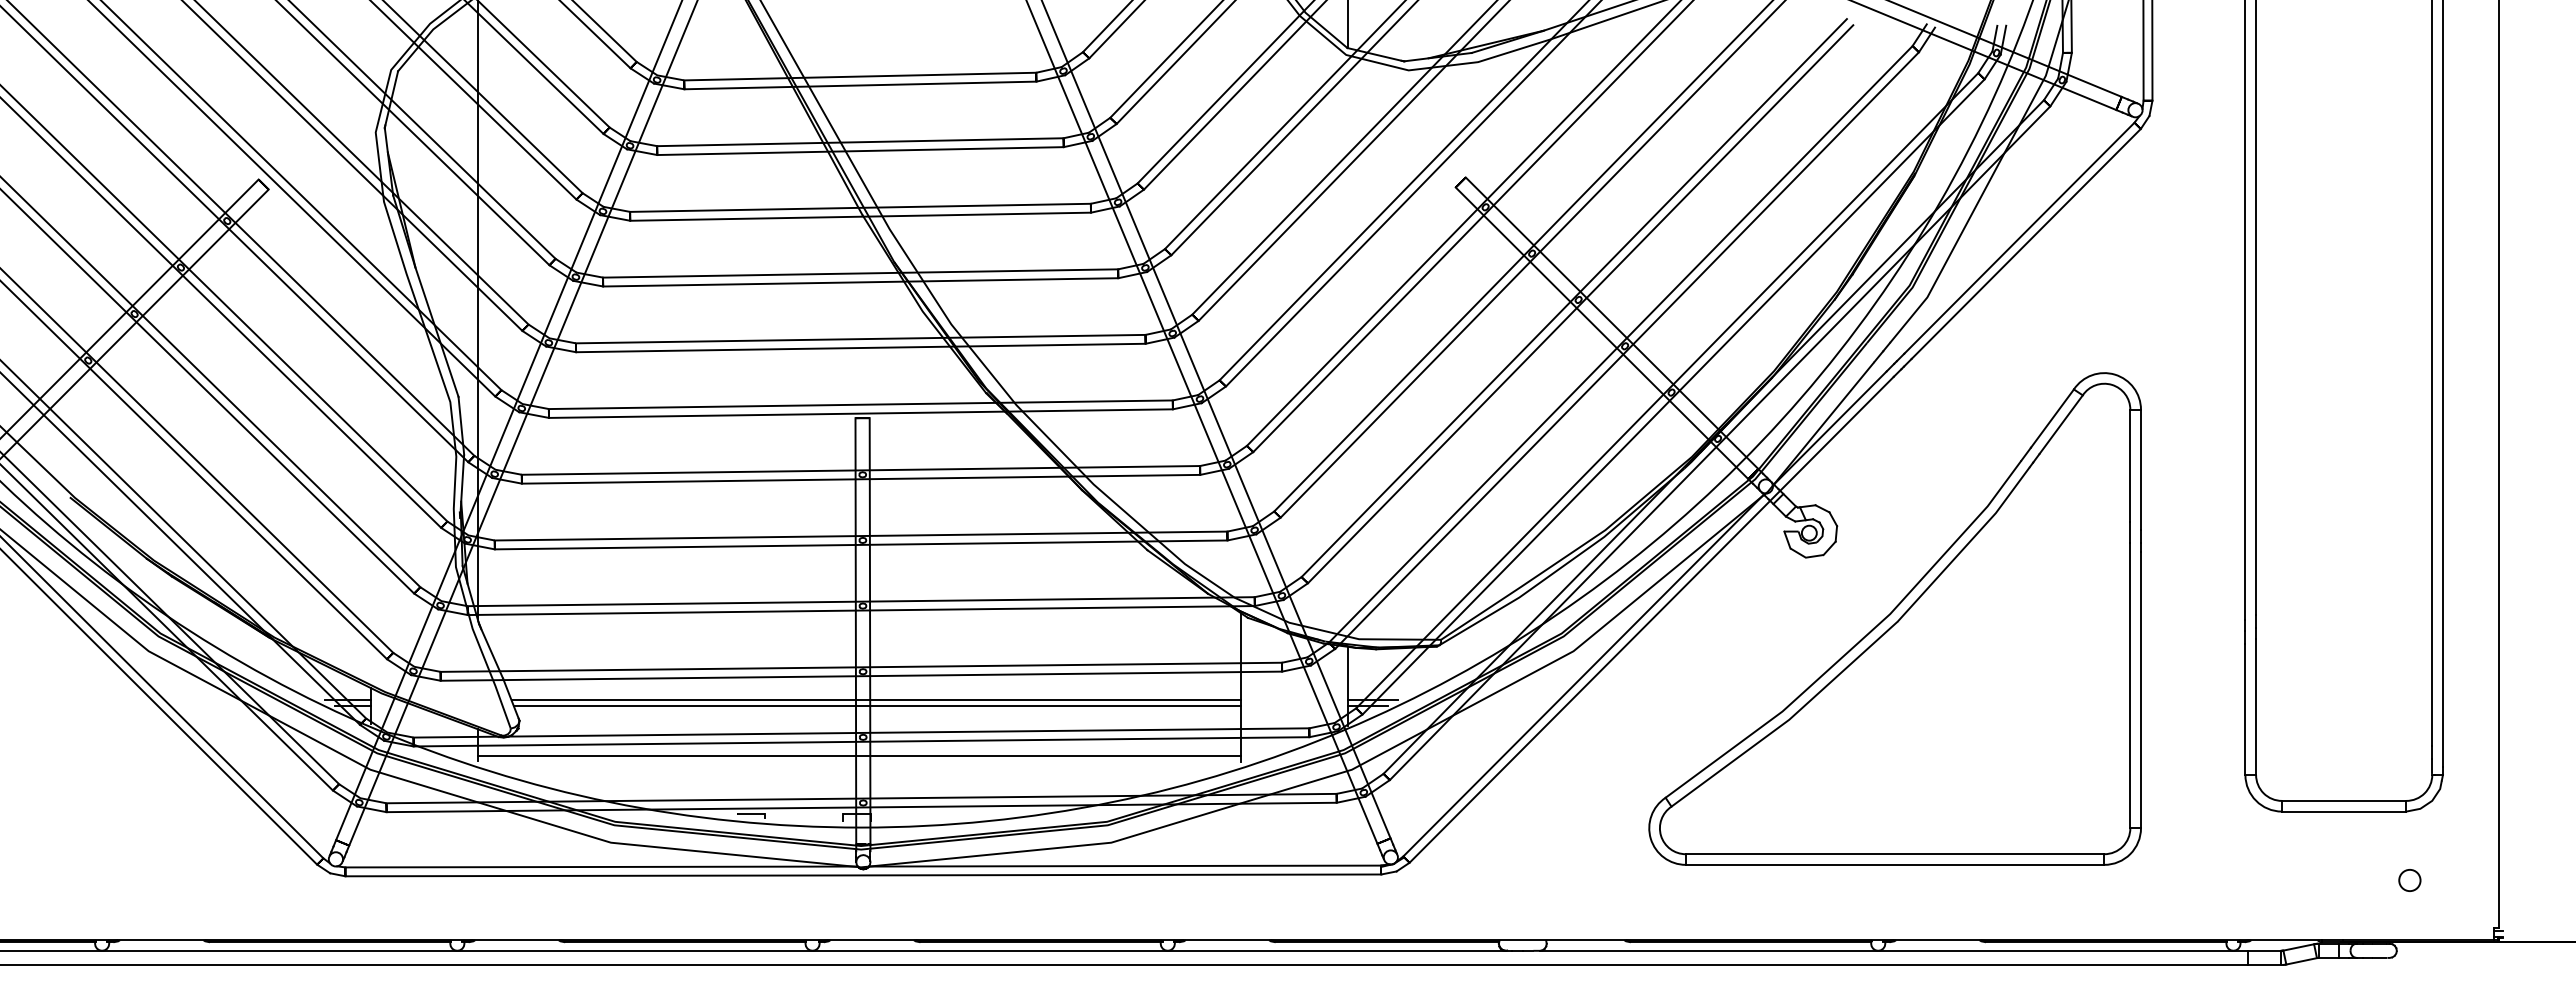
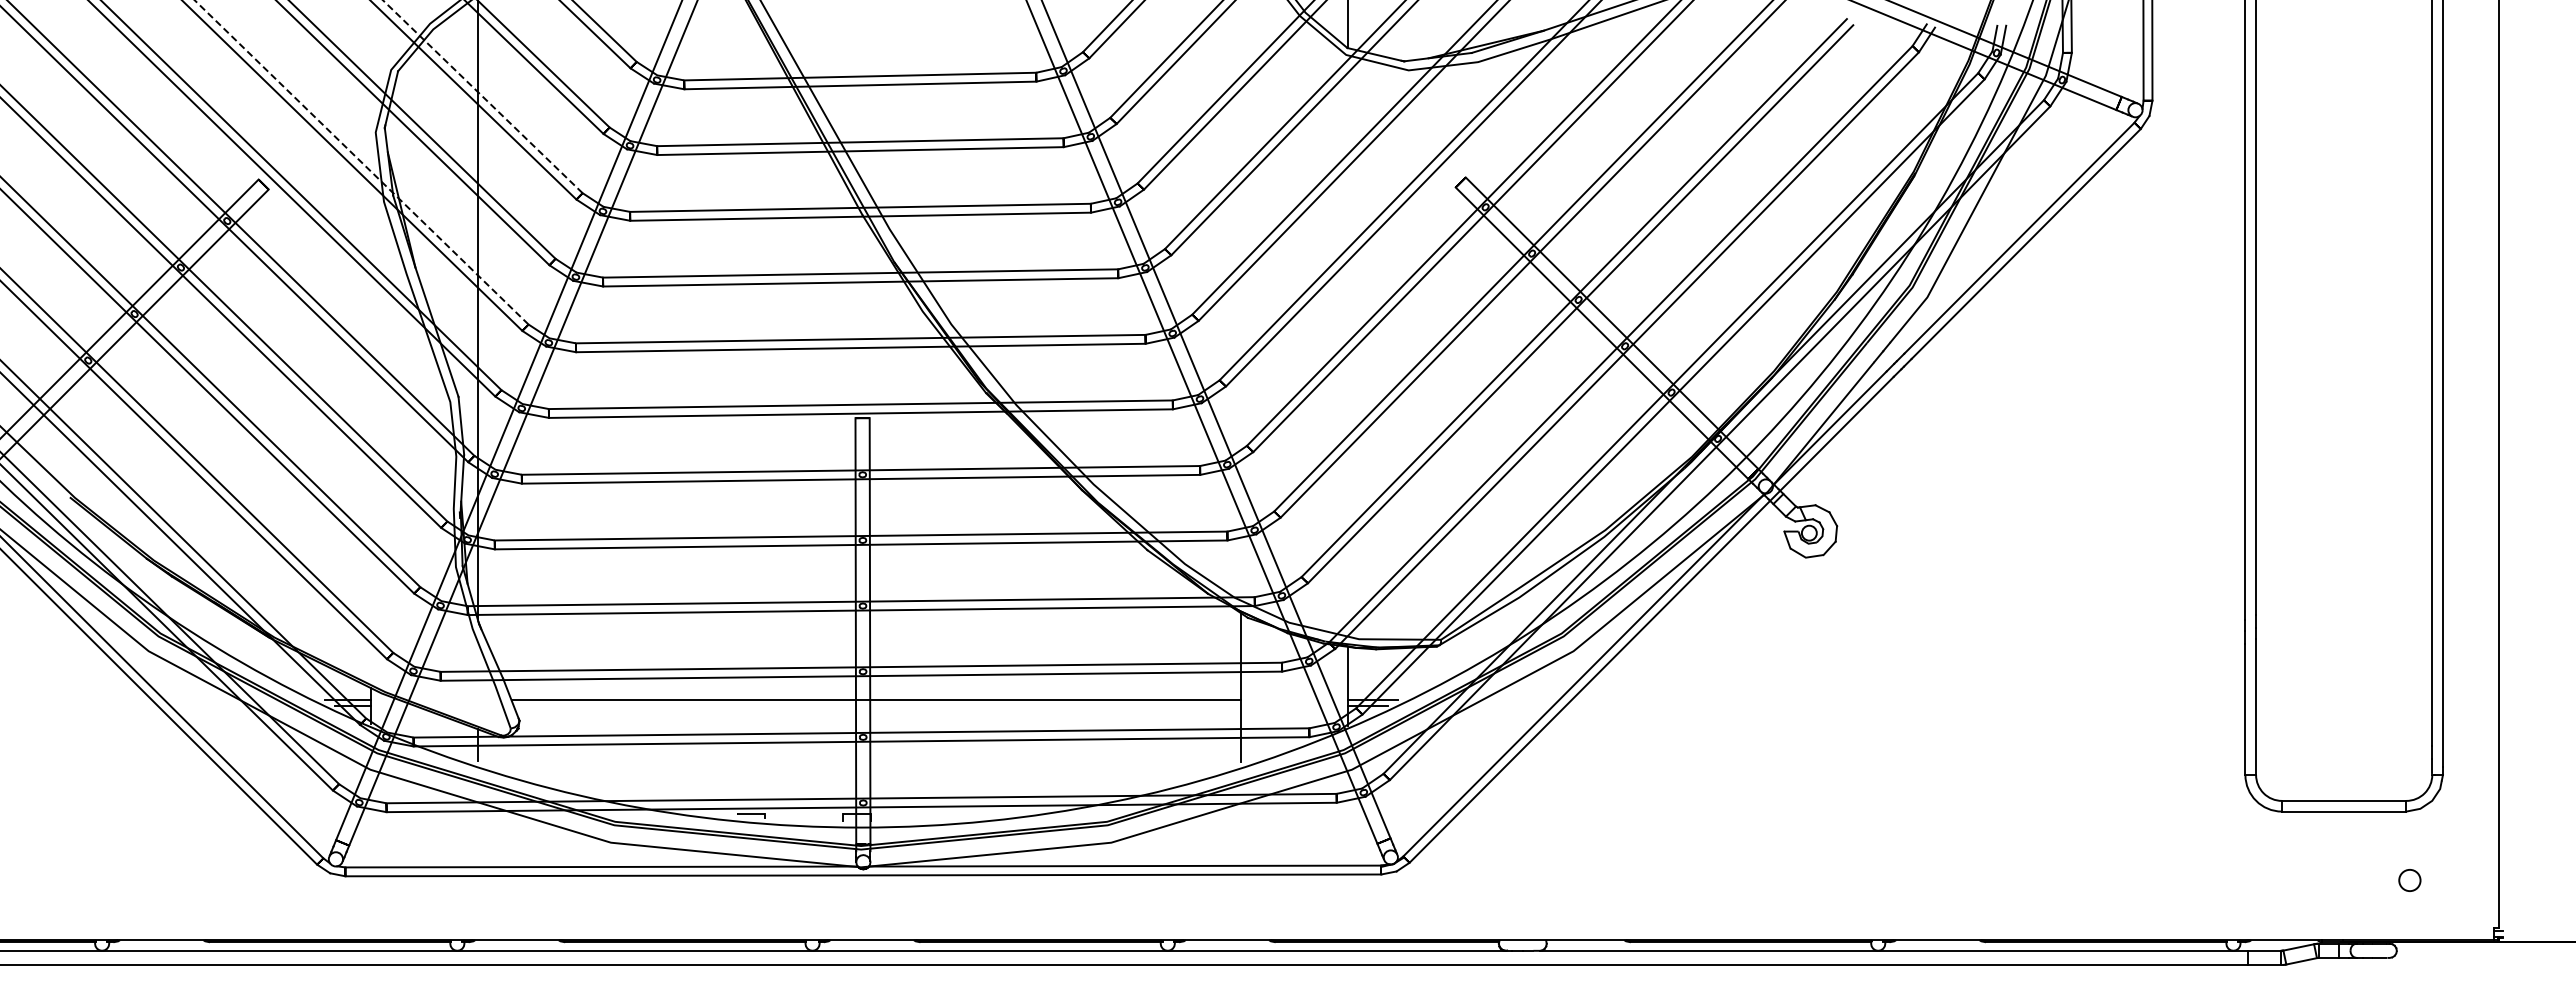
line: solid -> dashed (482, 96)
line: solid -> dashed (361, 162)
part: present -> none (1894, 618)
line: present -> none (877, 705)
line: present -> none (859, 755)
